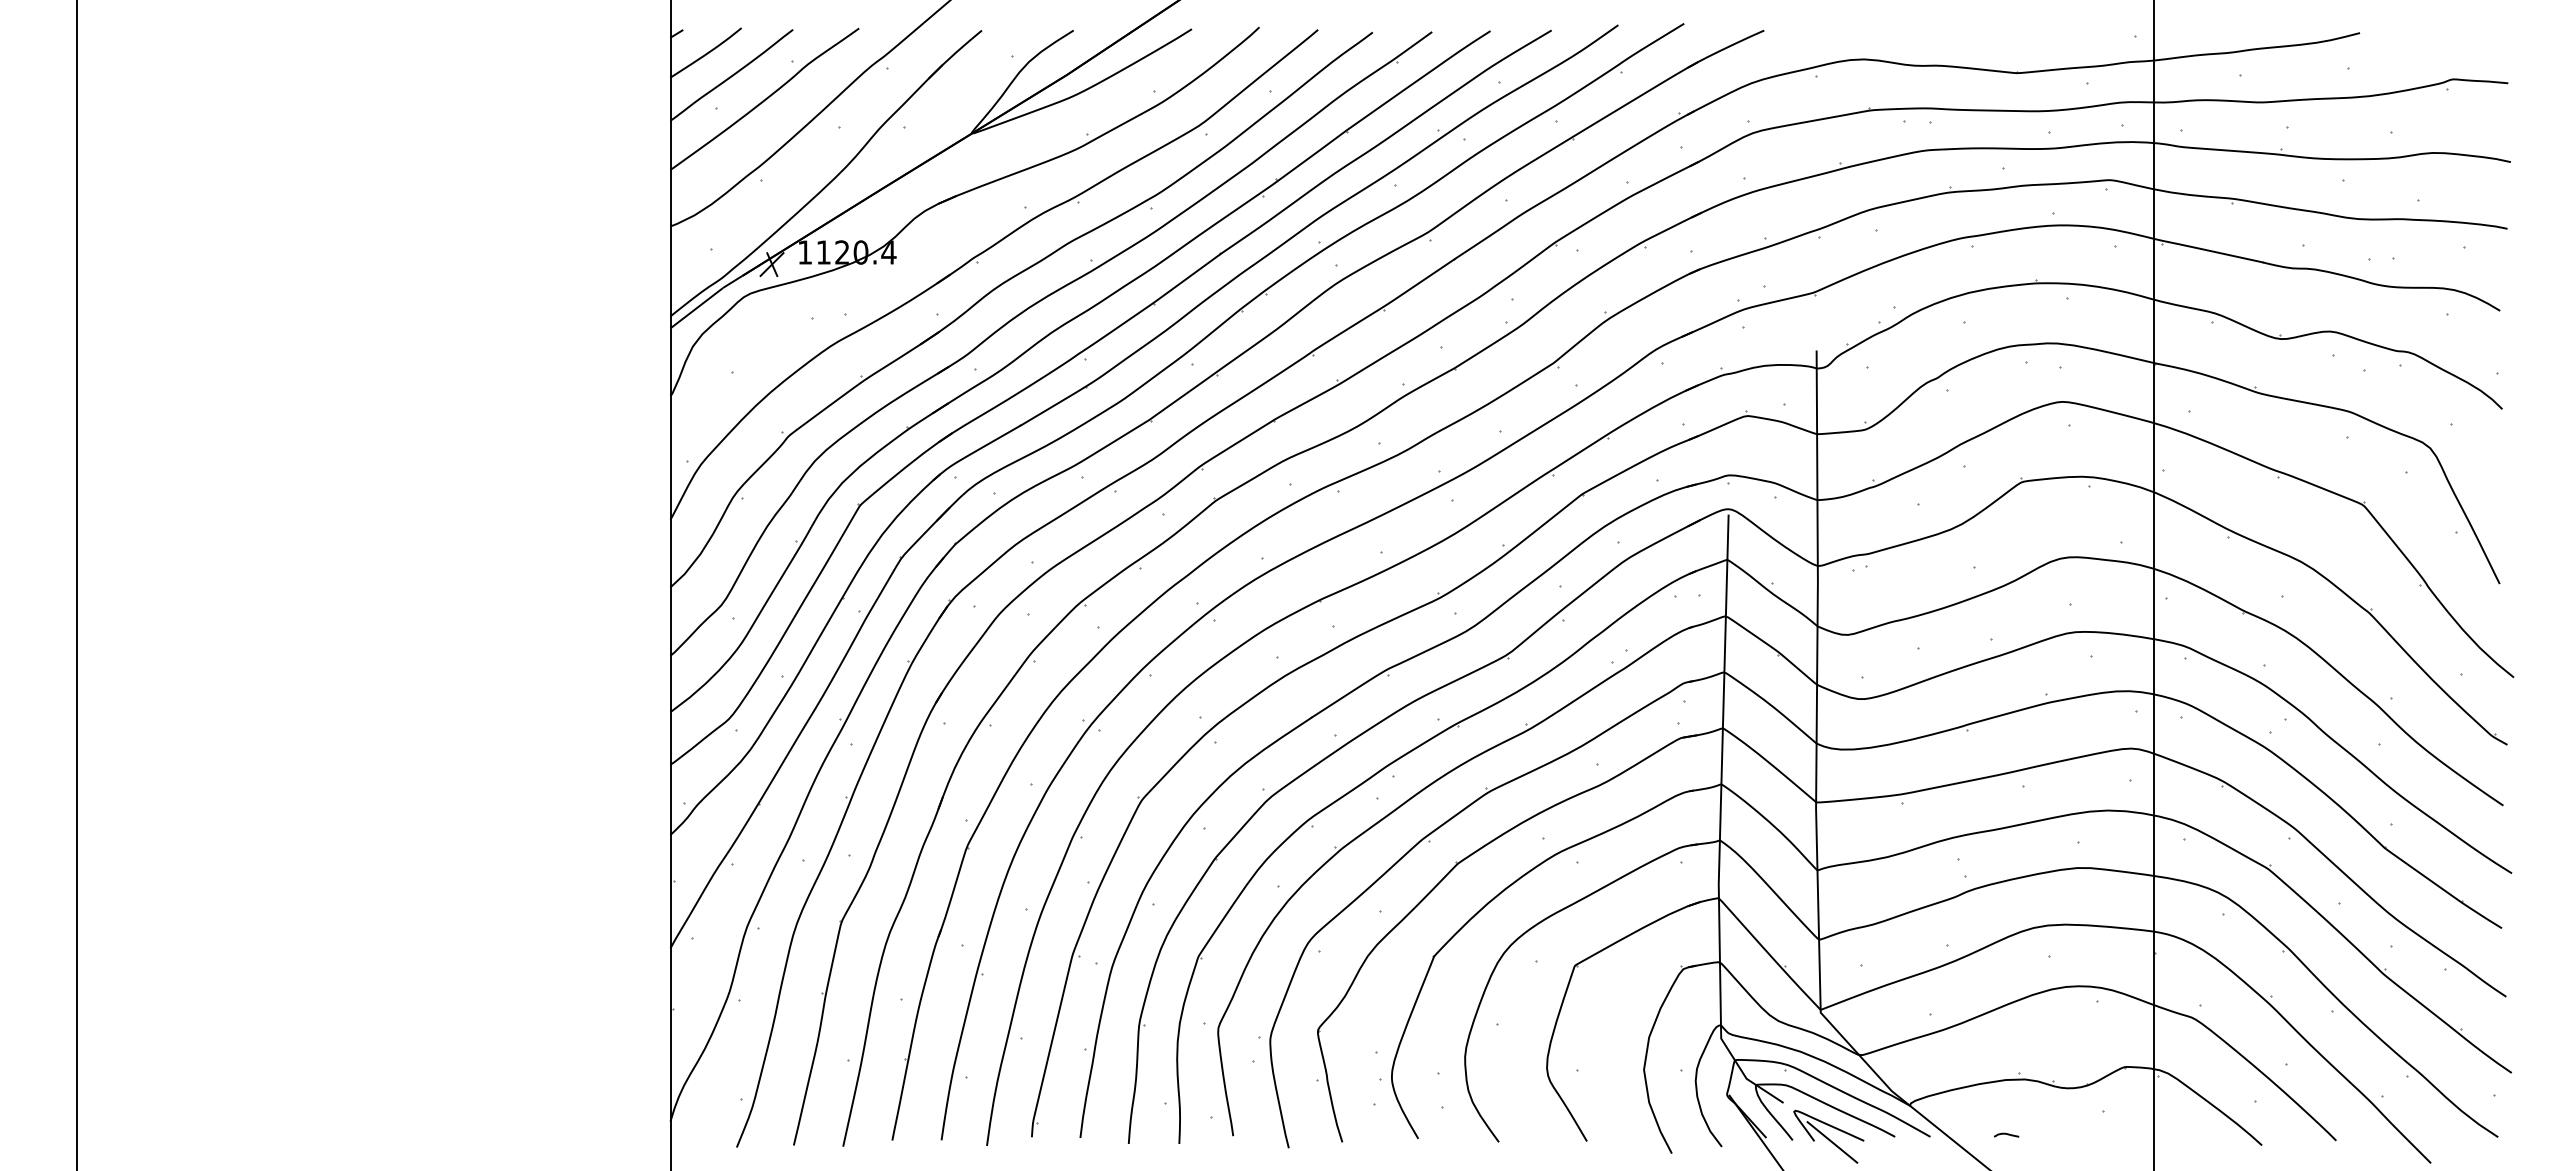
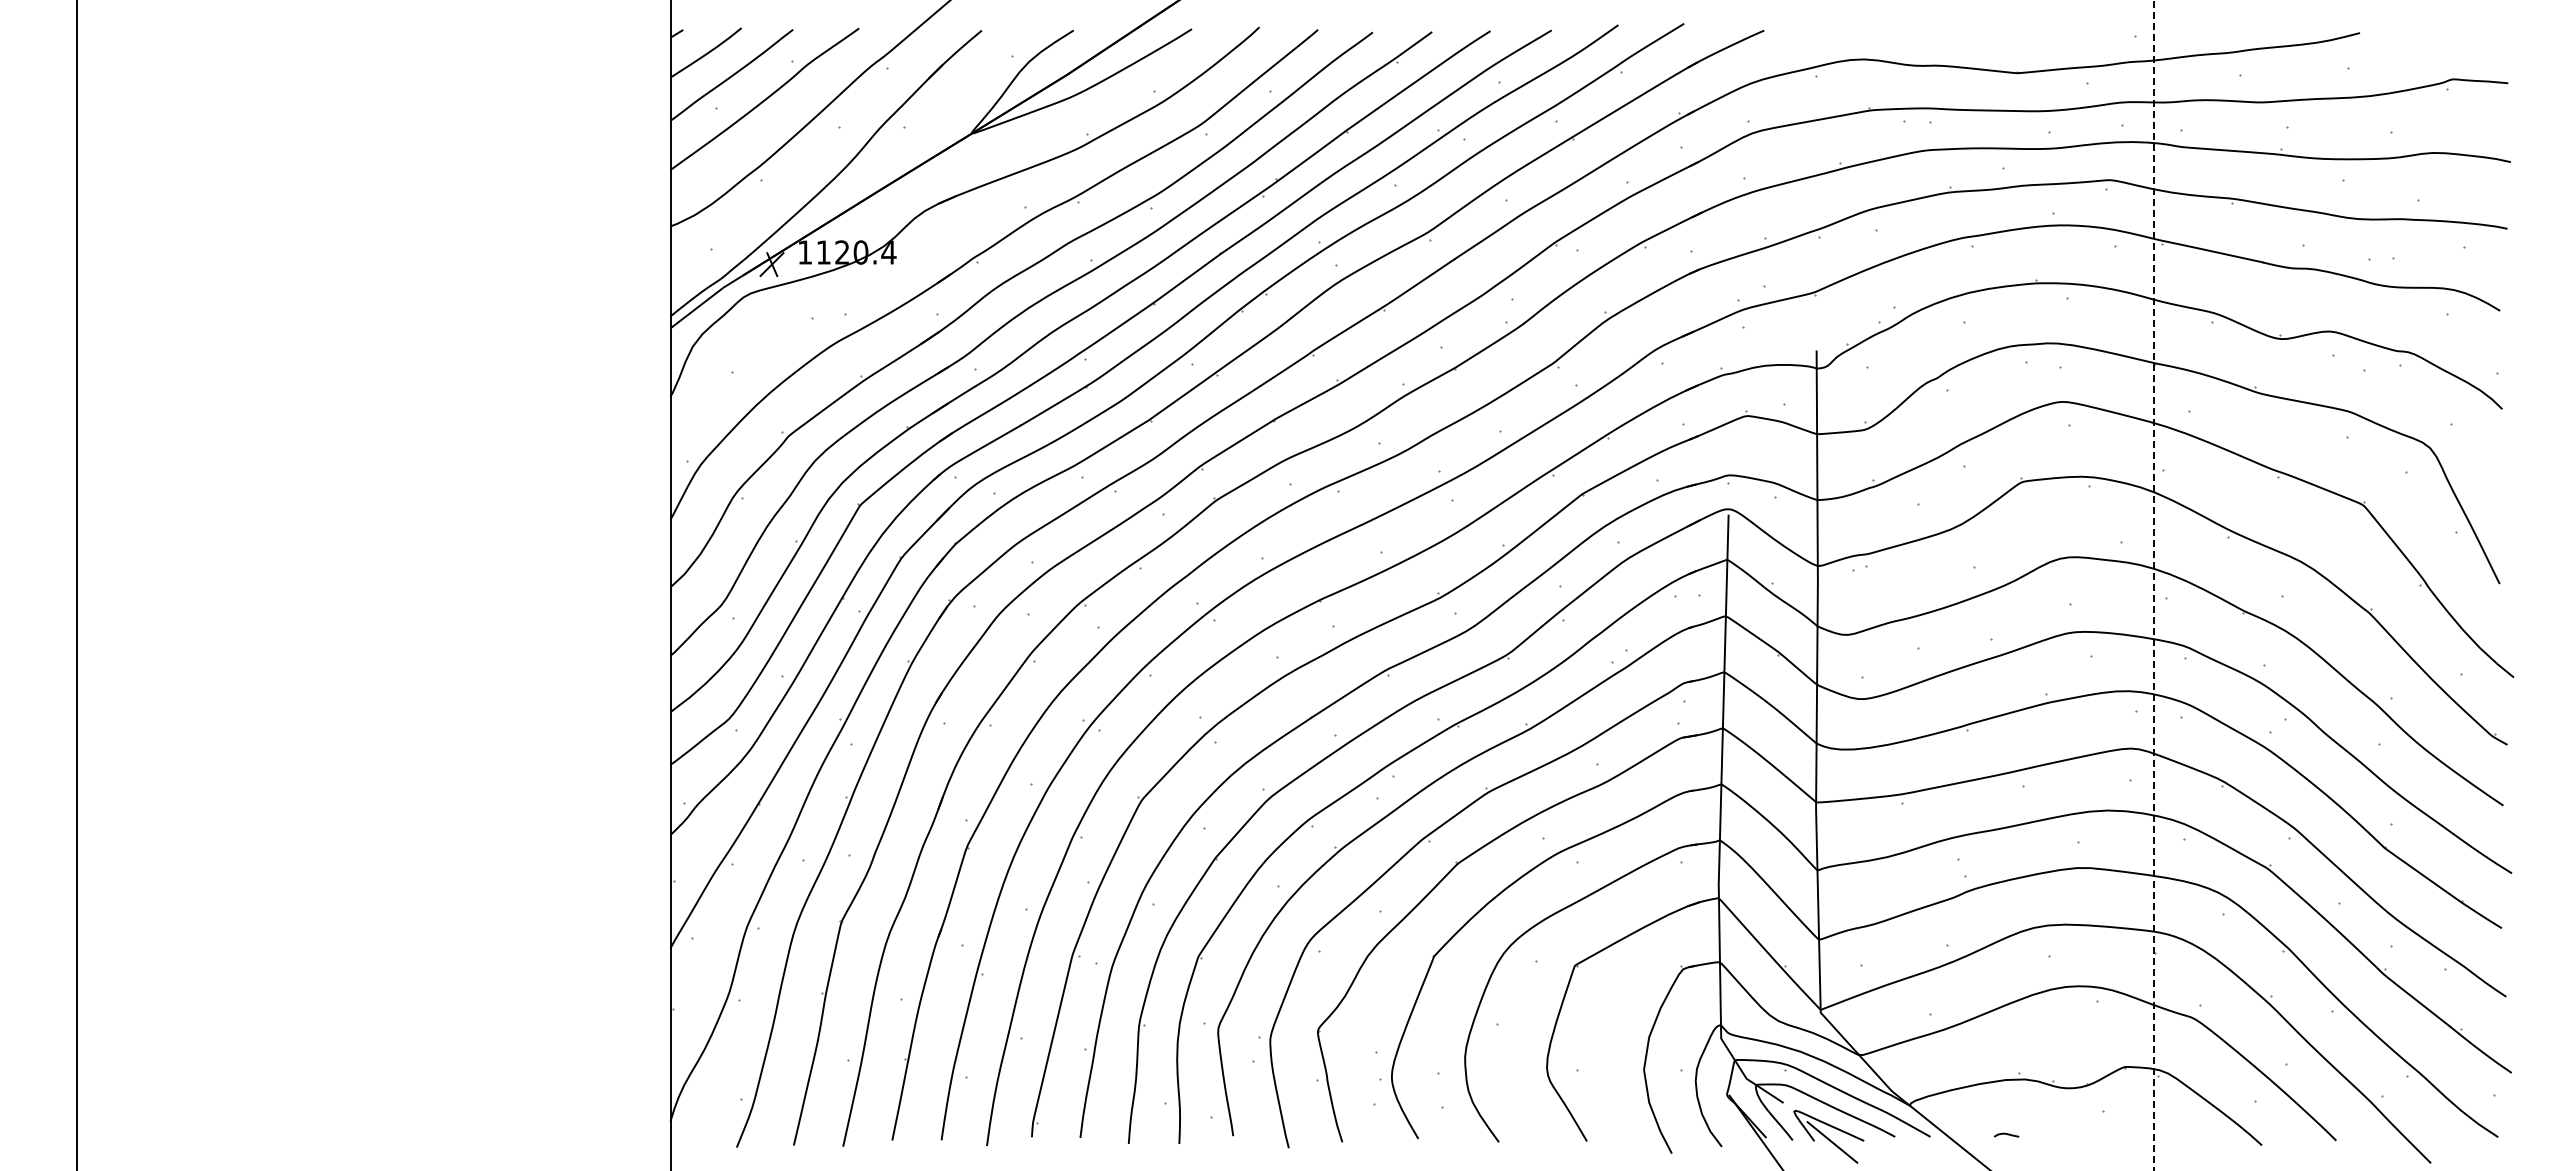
line: solid -> dashed (2153, 584)
